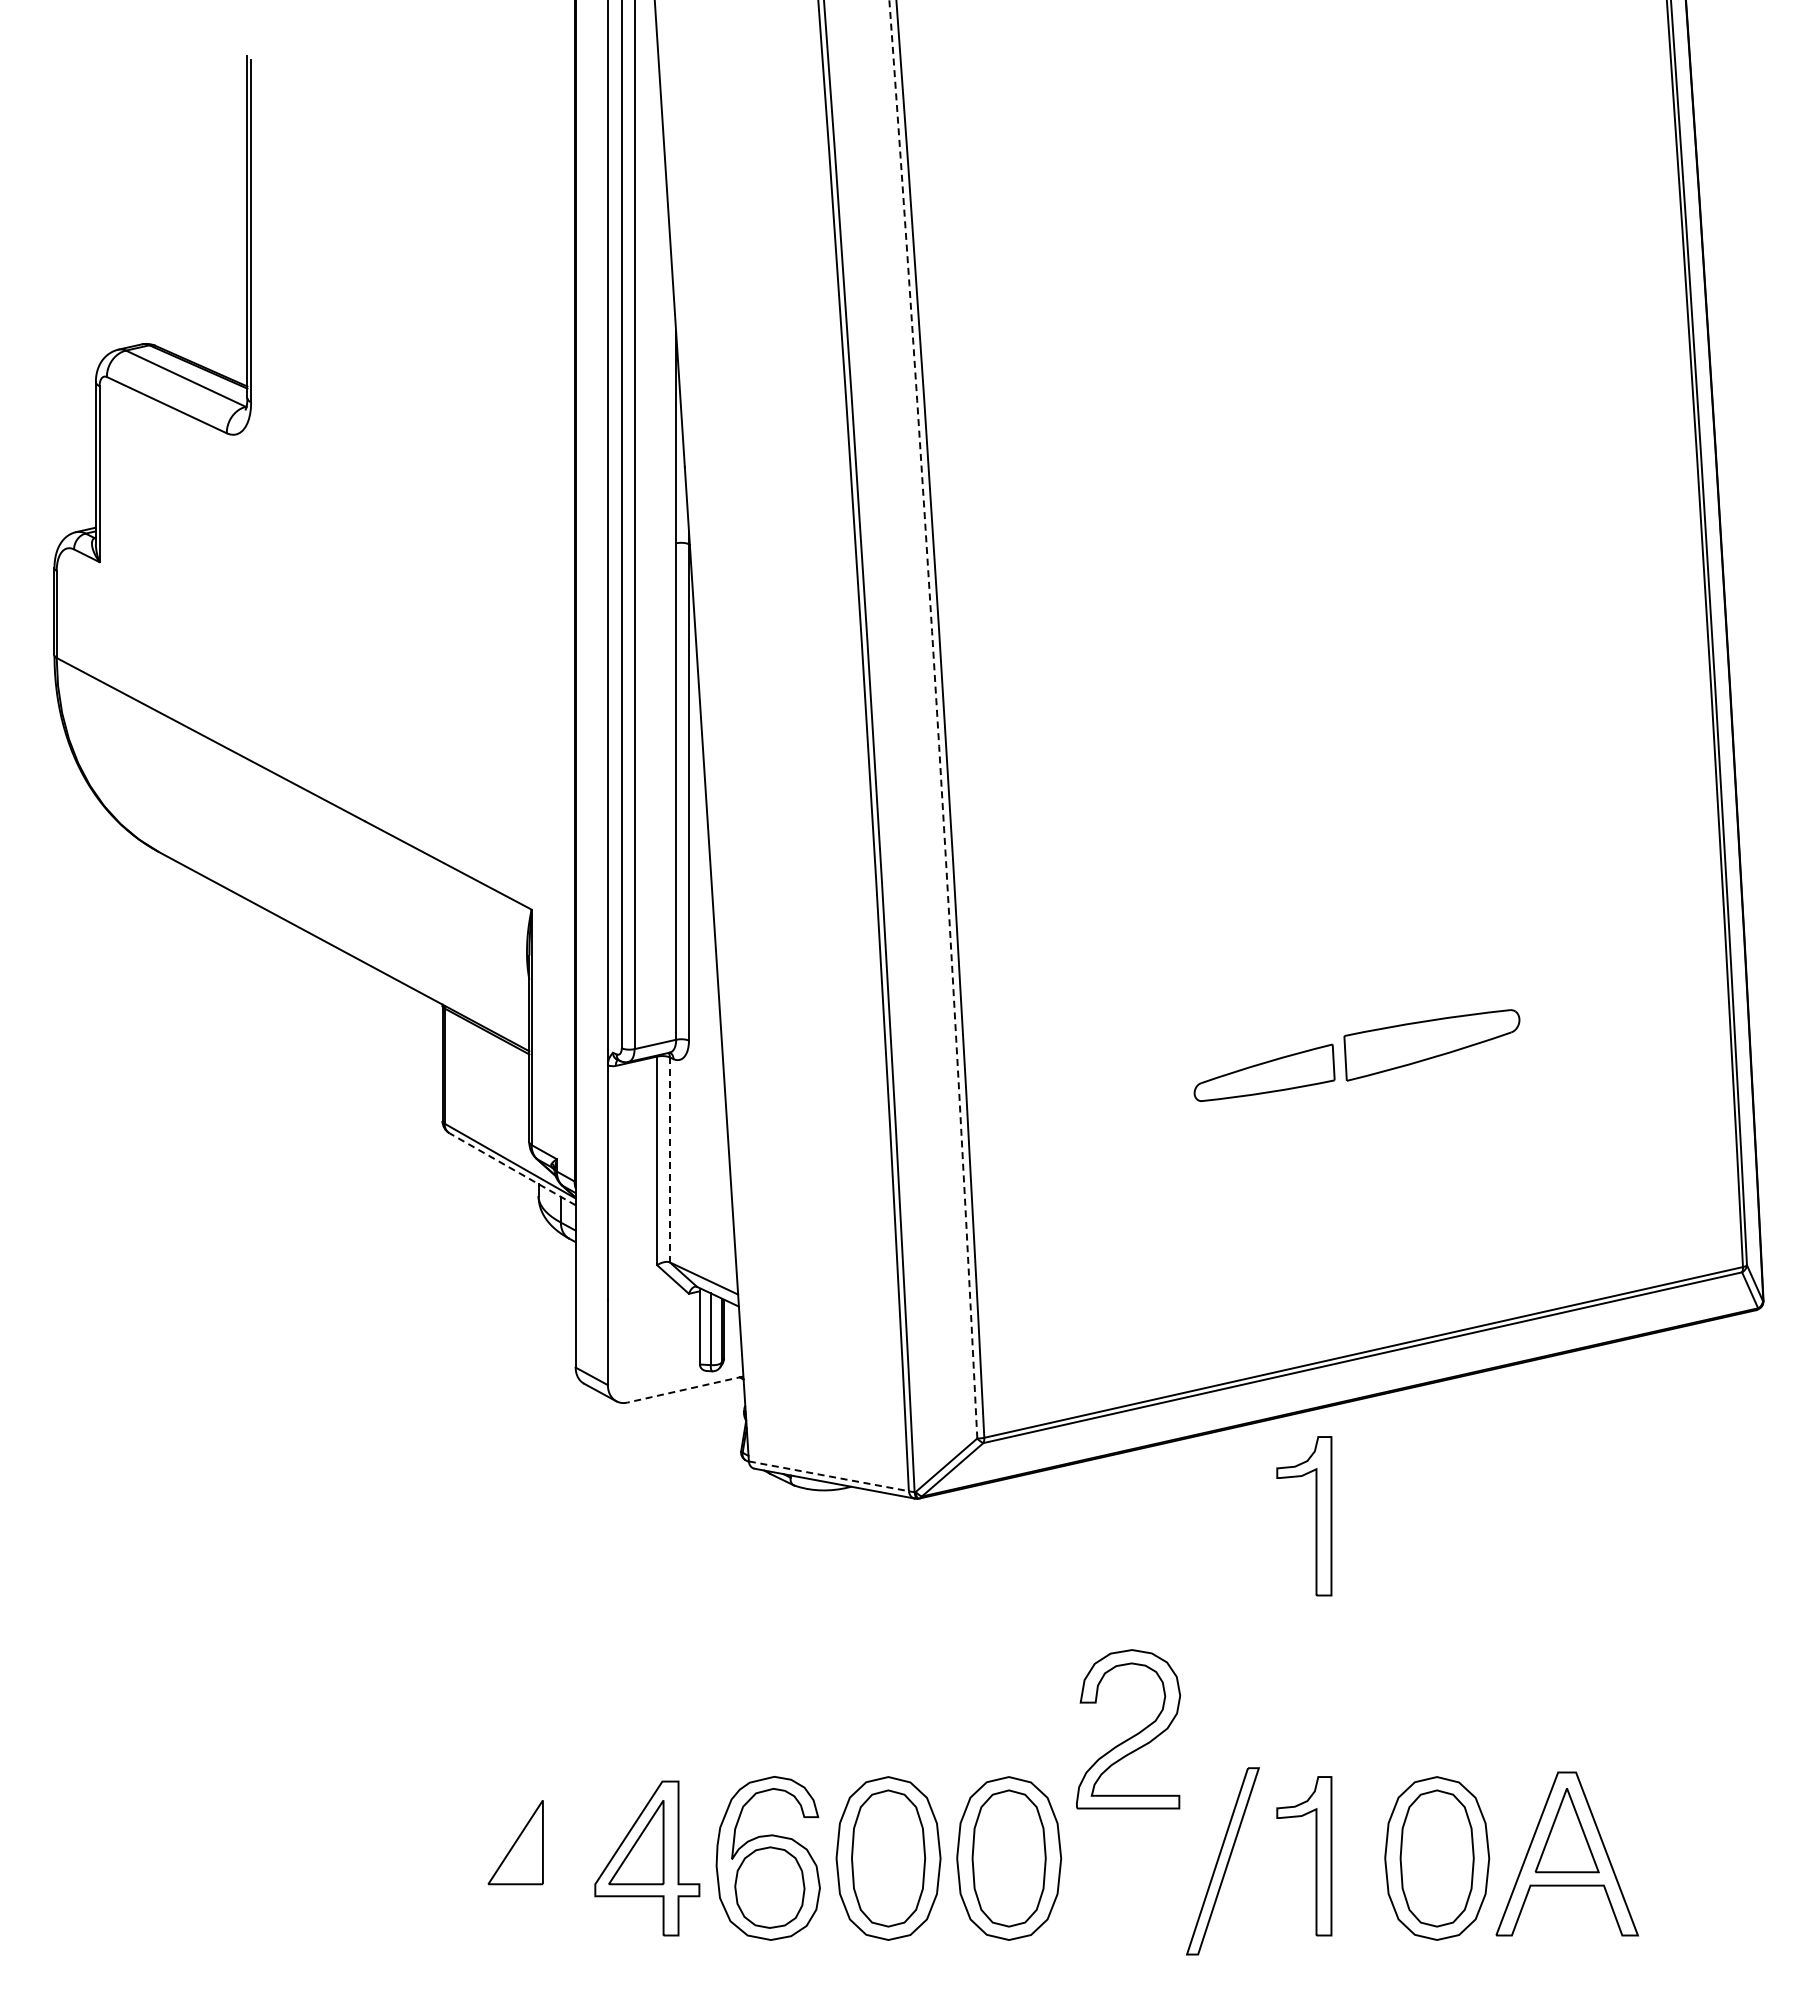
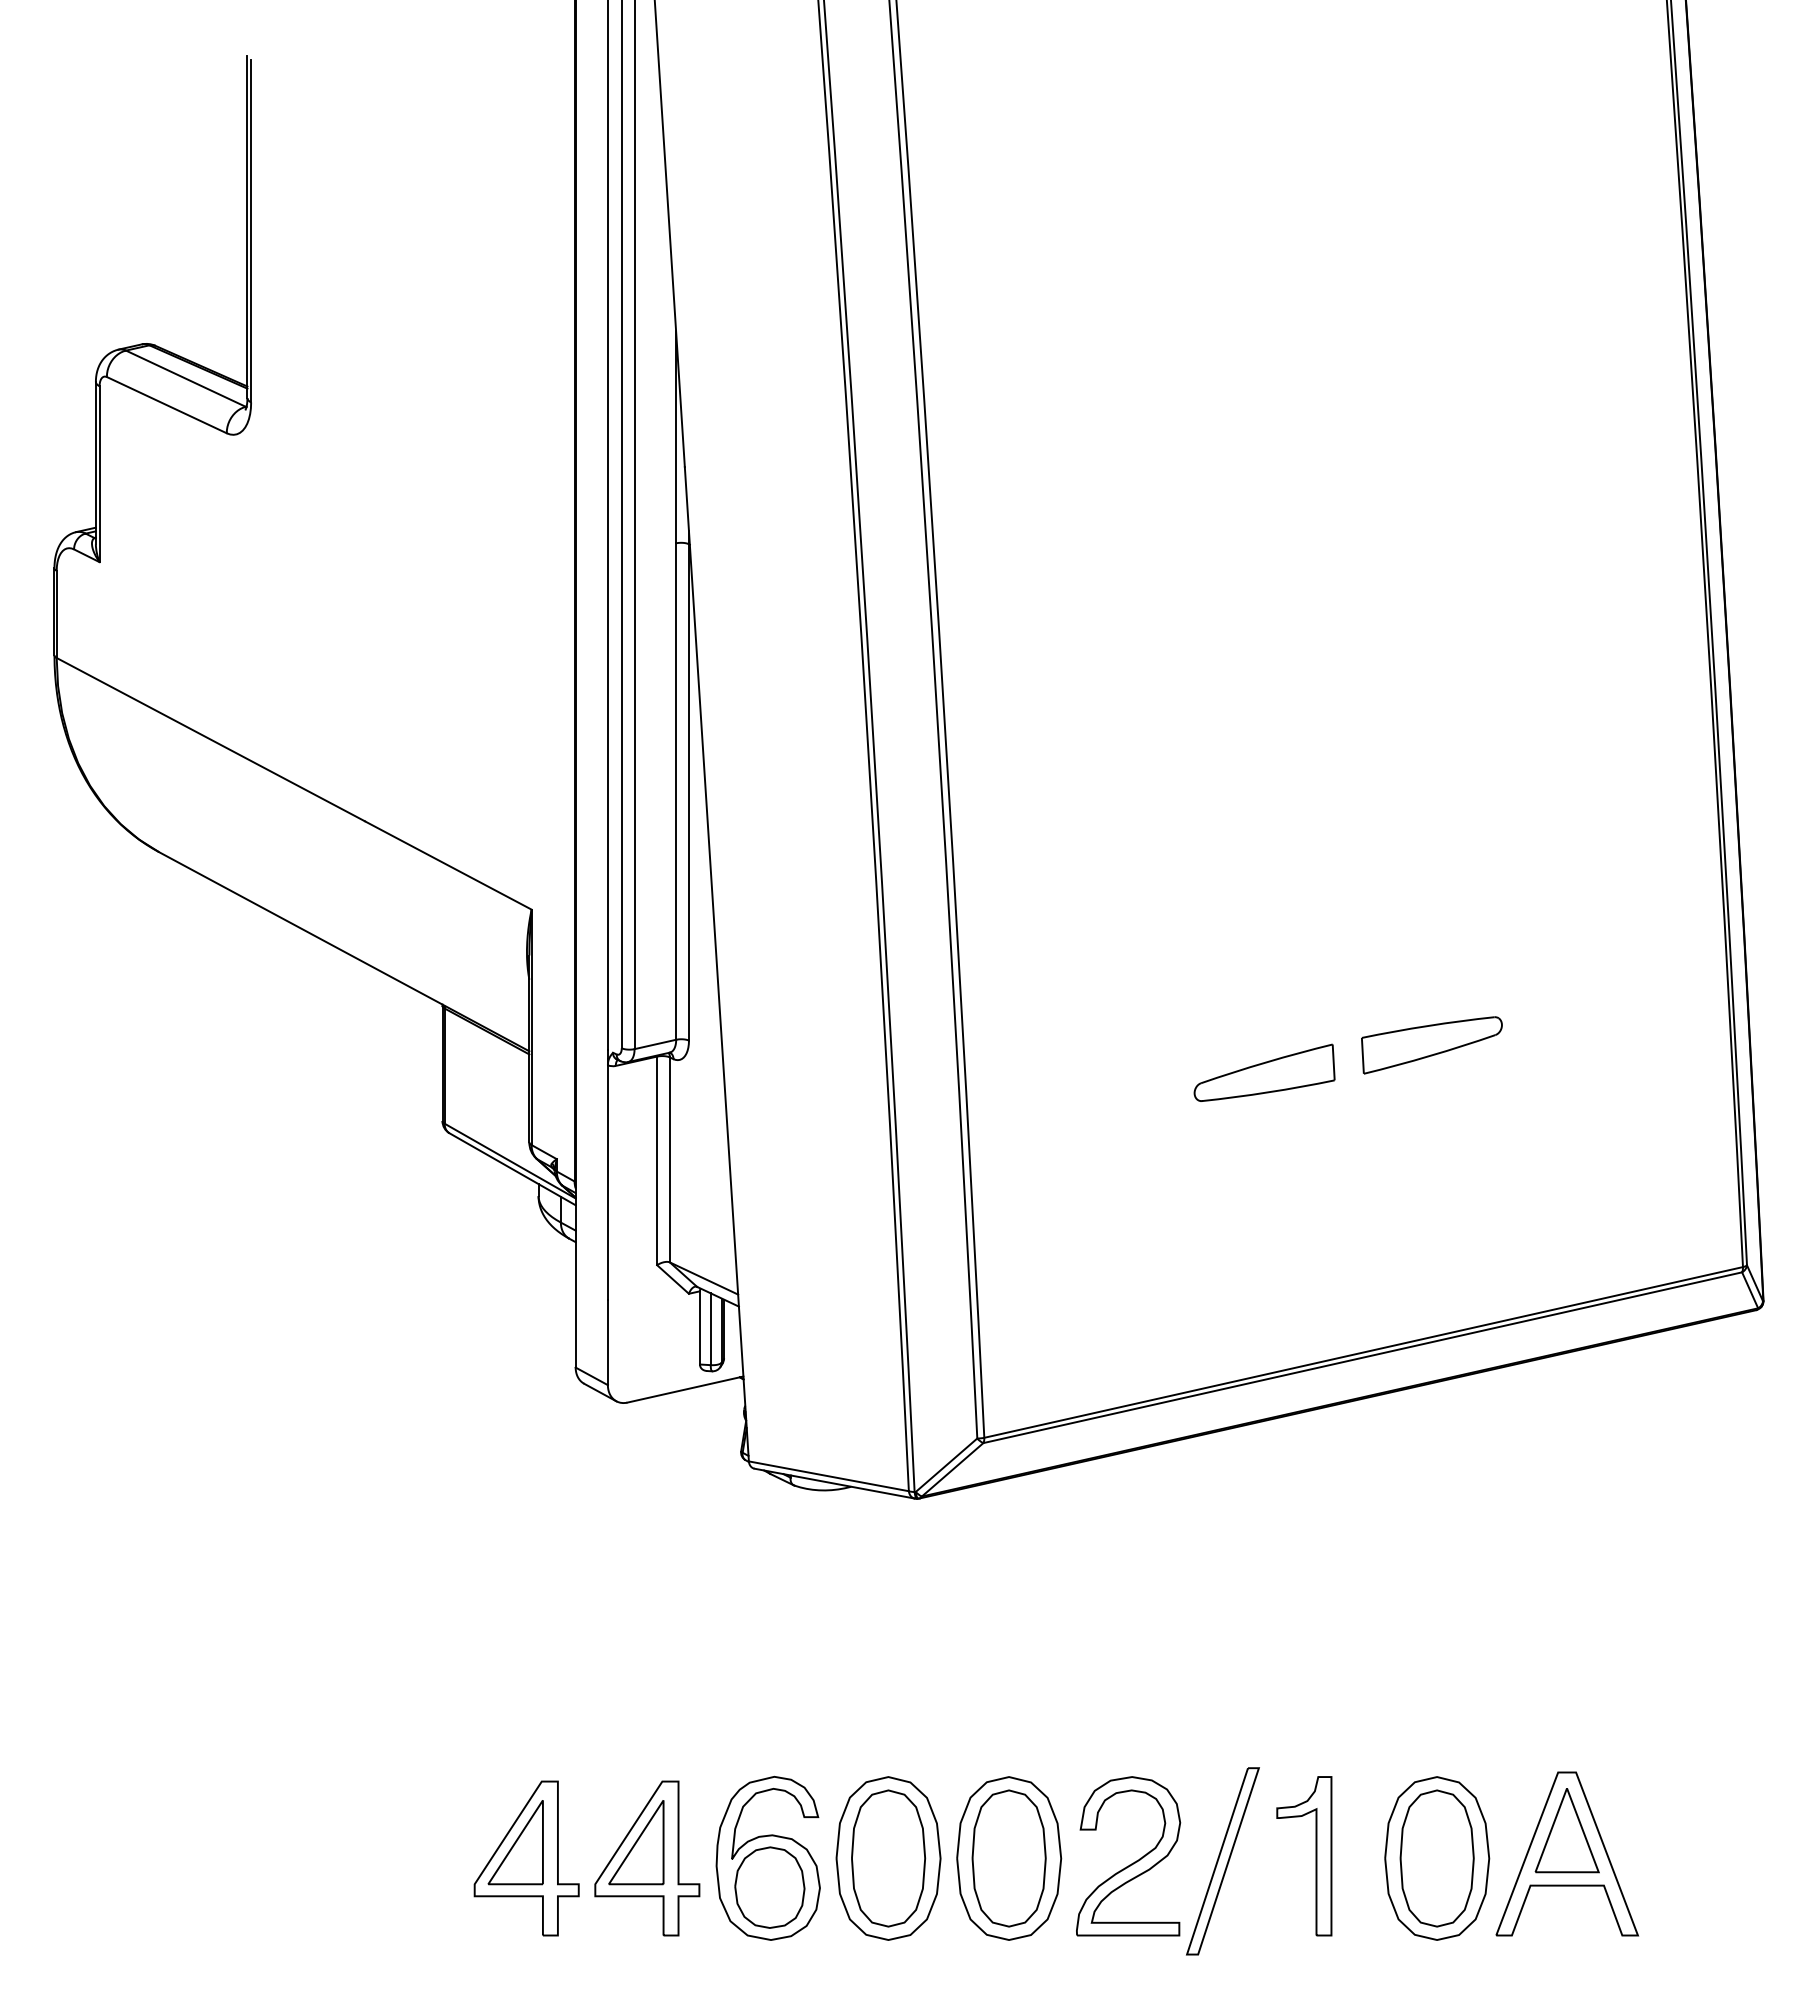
arc: dashed -> solid (937, 718)
part size: 178x73 px -> 142x59 px (1431, 1045)
line: dashed -> solid (669, 1160)
line: dashed -> solid (512, 1169)
line: dashed -> solid (684, 1389)
line: dashed -> solid (829, 1476)
part: present -> none (1315, 1516)
part position: (1131, 1736) -> (1131, 1863) (1131, 1863)
part: none -> present (526, 1858)
